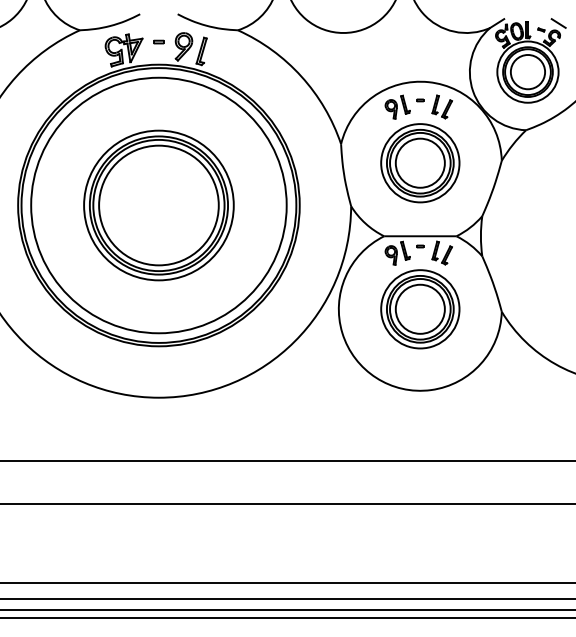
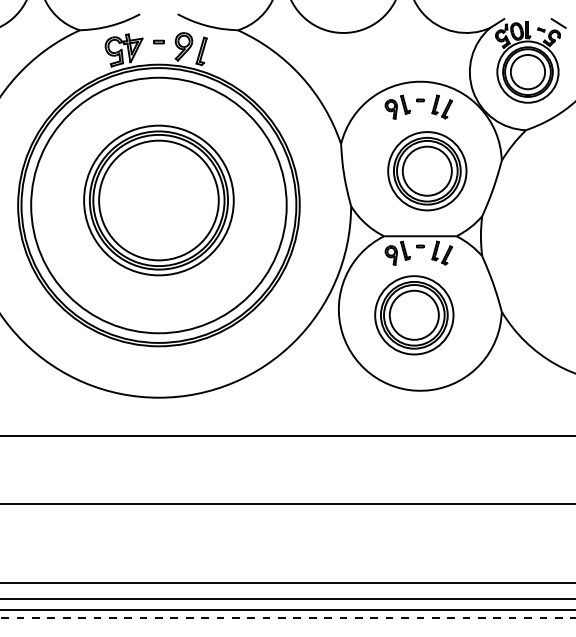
part position: (420, 163) -> (427, 171) (427, 171)
part position: (158, 205) -> (158, 200) (158, 200)
part position: (420, 309) -> (414, 315) (414, 315)
line position: (287, 460) -> (287, 435) (287, 435)
line: solid -> dashed (287, 617)
